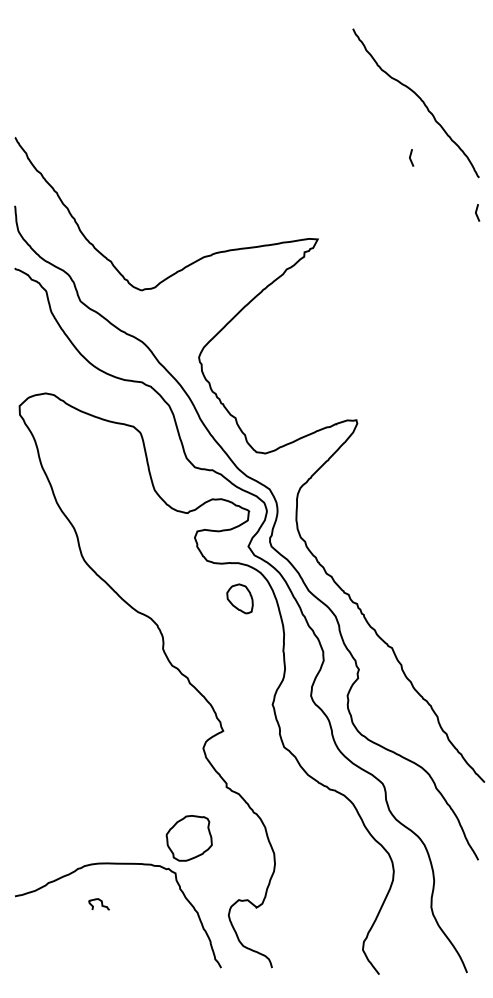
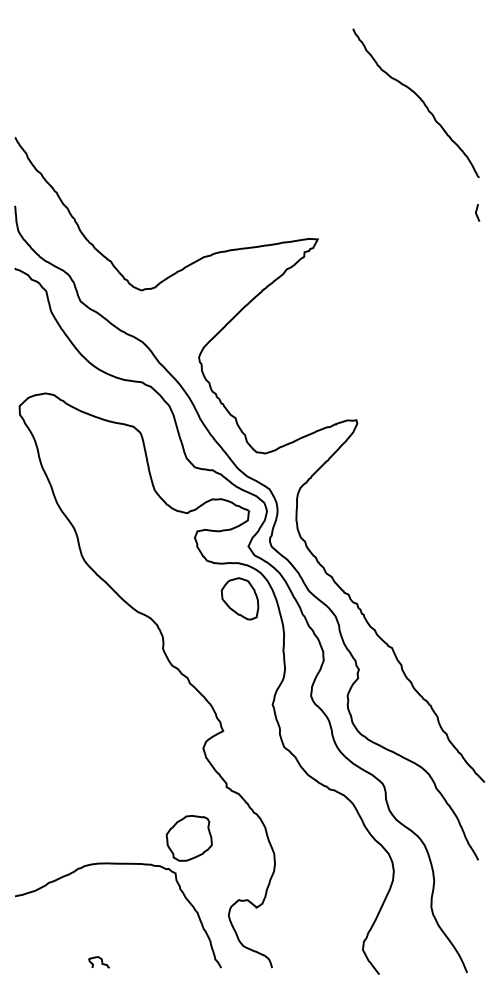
line: present -> none (411, 156)
part size: 28x32 px -> 40x44 px (239, 598)
curve position: (101, 904) -> (101, 962) (101, 962)
